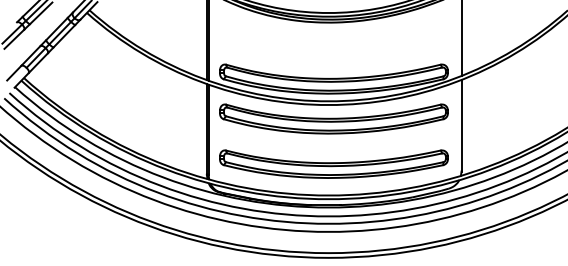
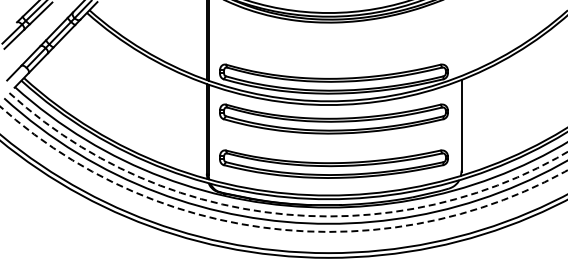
line: present -> none (461, 38)
arc: solid -> dashed (277, 213)
arc: solid -> dashed (276, 229)
